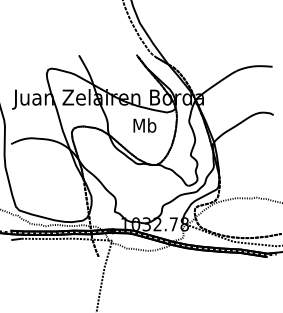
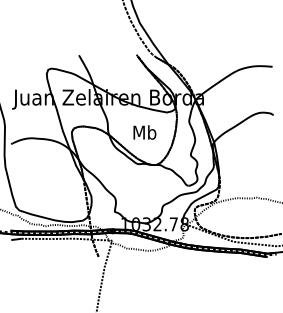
text position: (144, 125) -> (144, 132) (144, 132)
